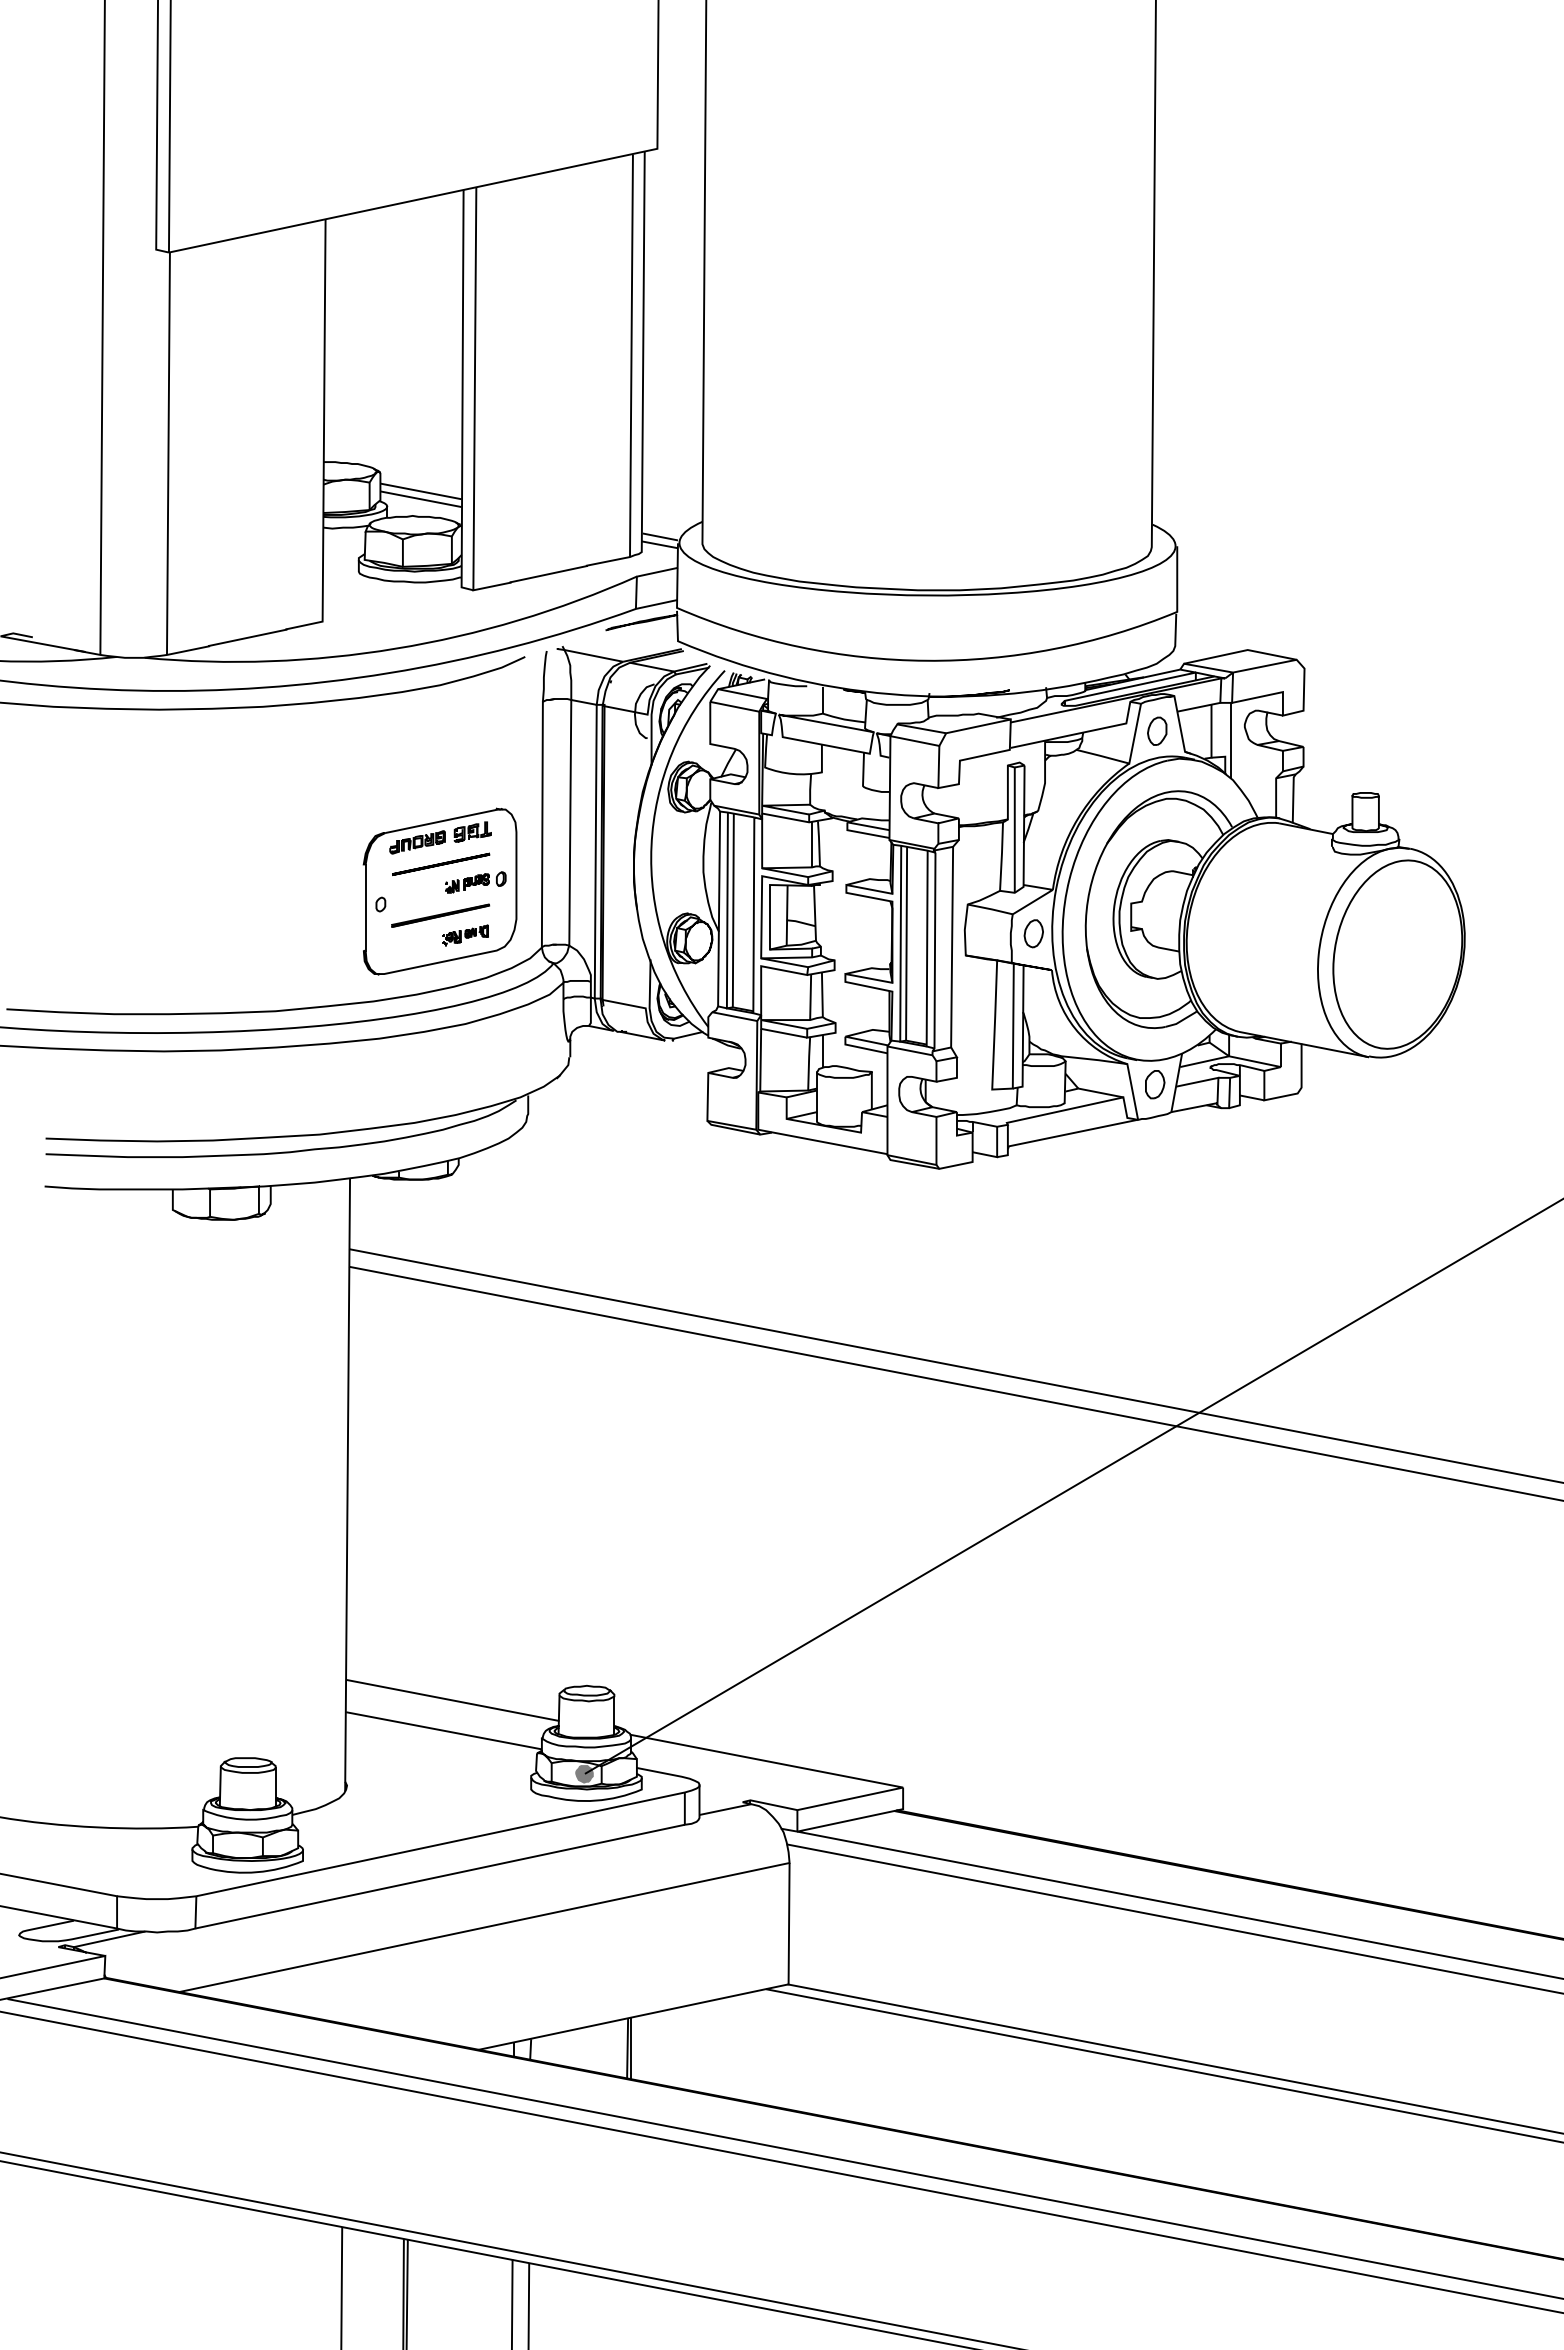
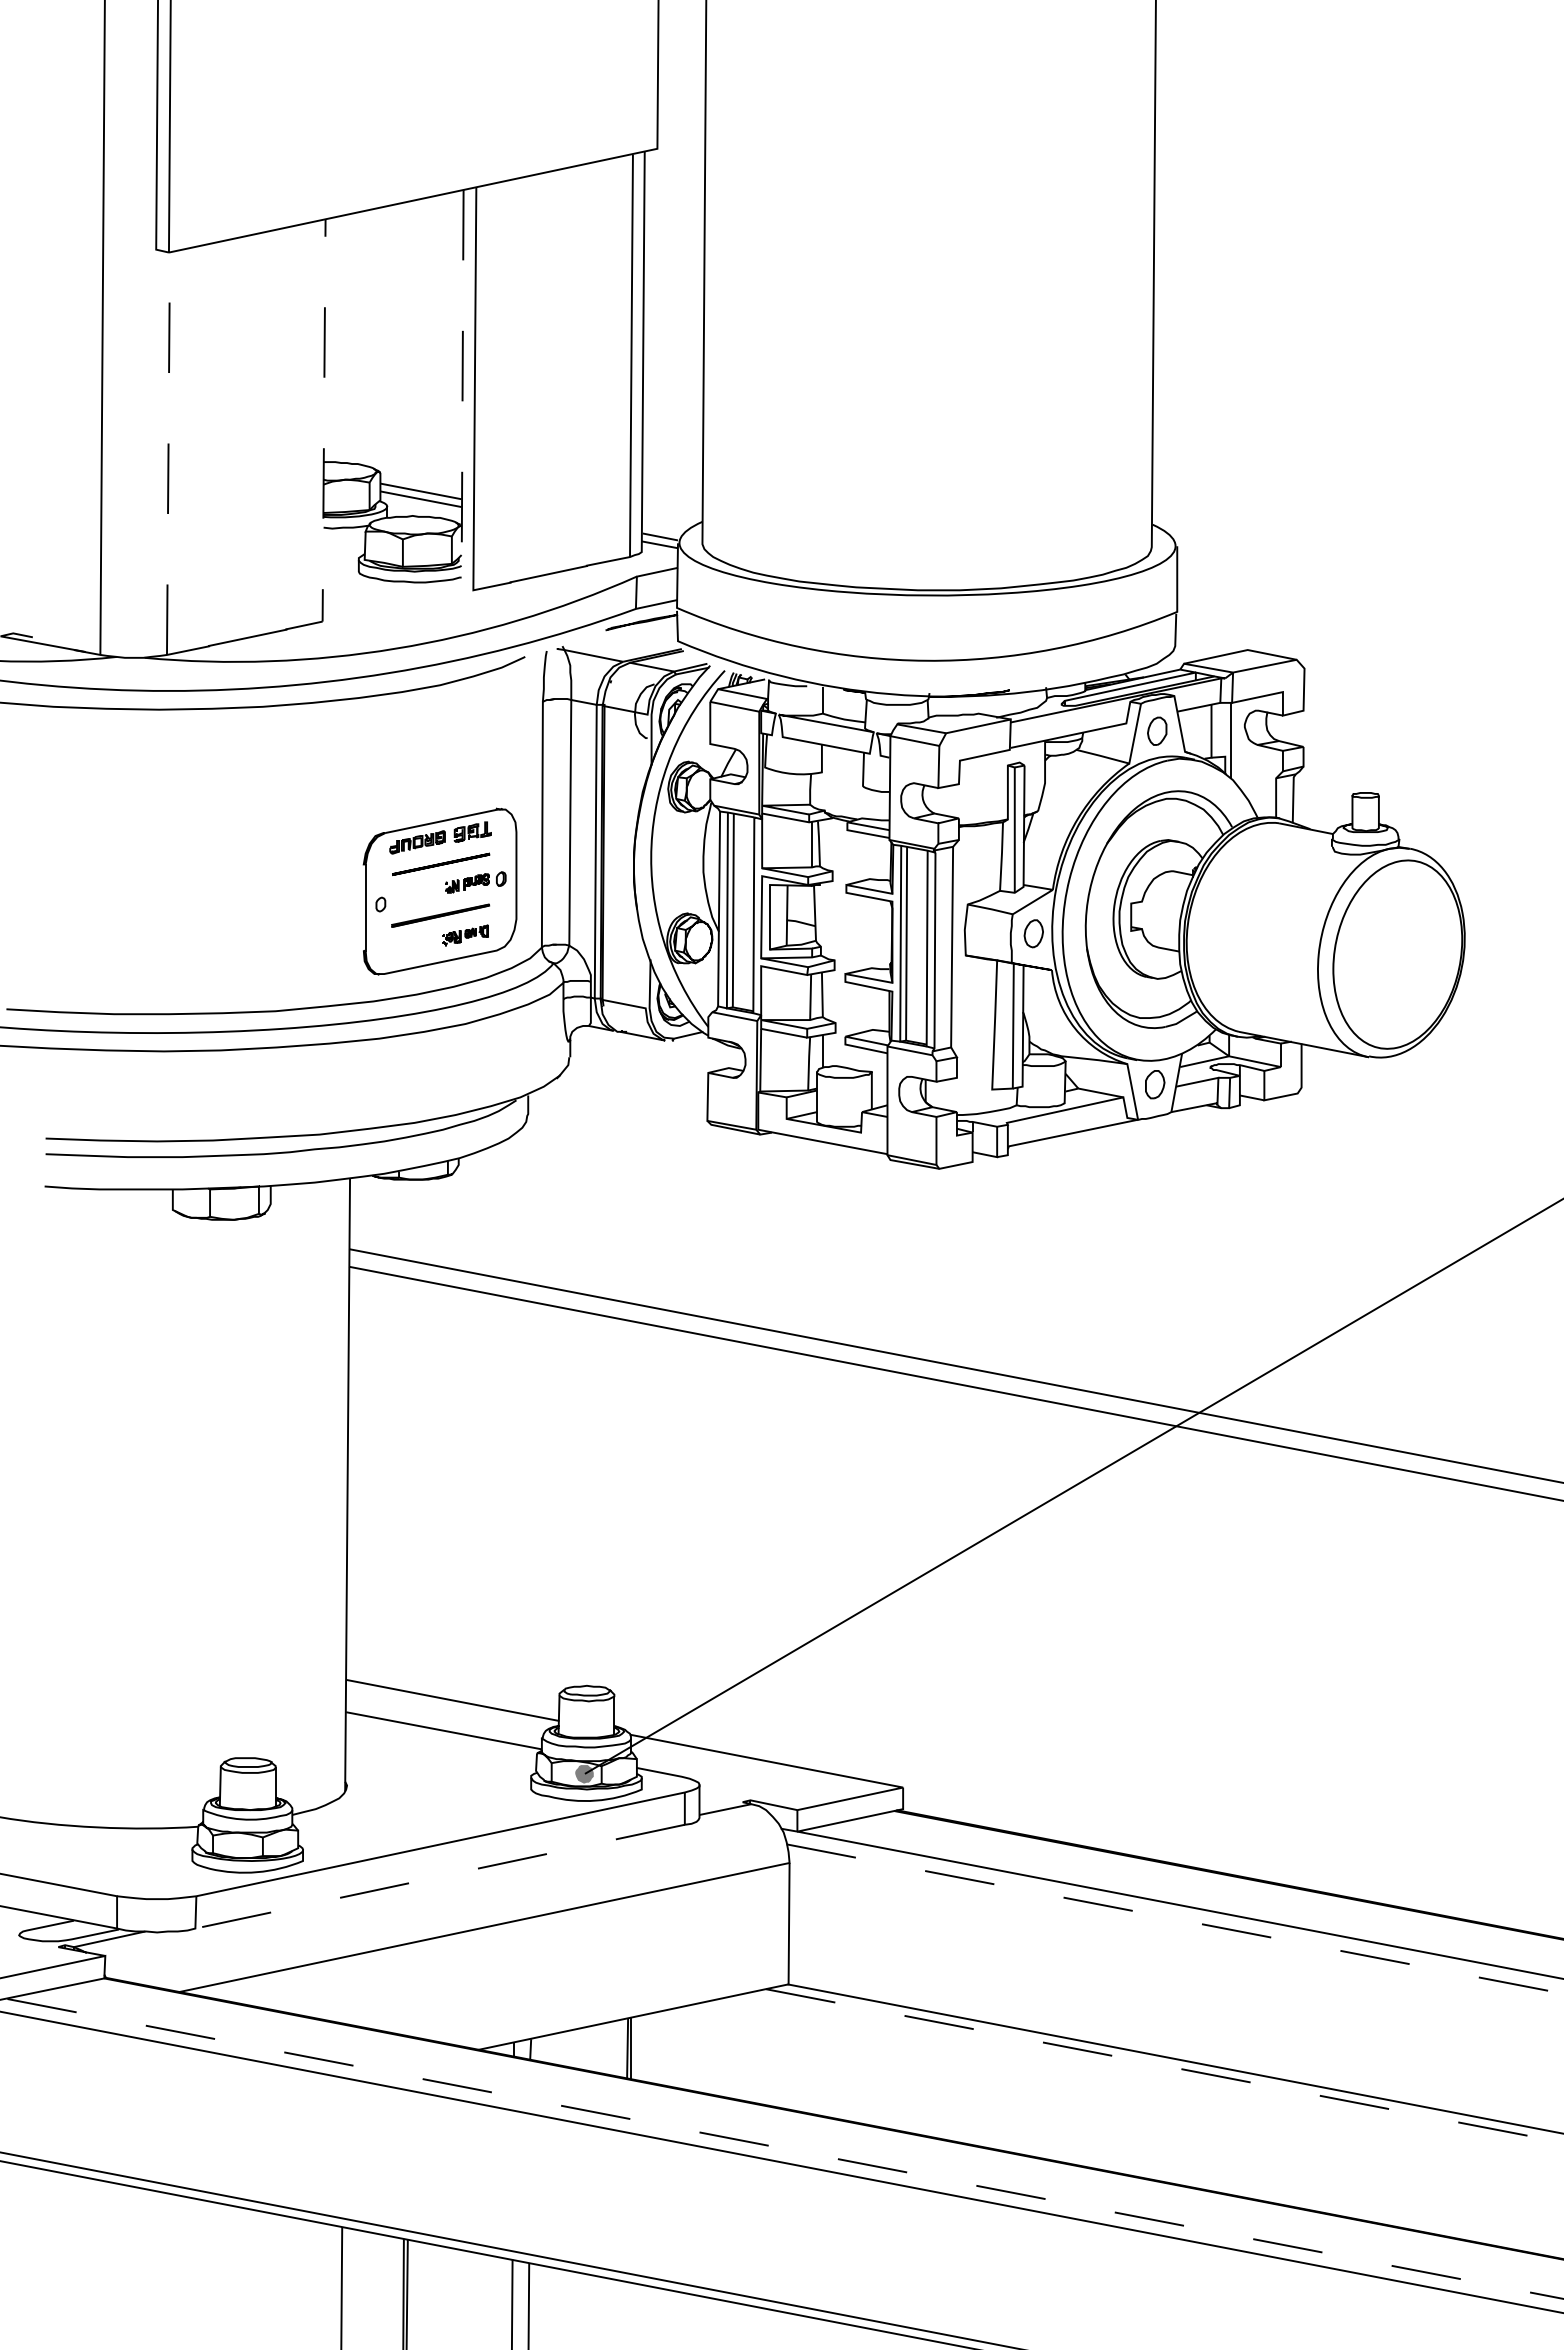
line: solid -> dashed (462, 395)
line: solid -> dashed (323, 439)
line: solid -> dashed (168, 453)
line: solid -> dashed (439, 1876)
line: solid -> dashed (1175, 1919)
line: solid -> dashed (1164, 2065)
line: solid -> dashed (785, 2149)
